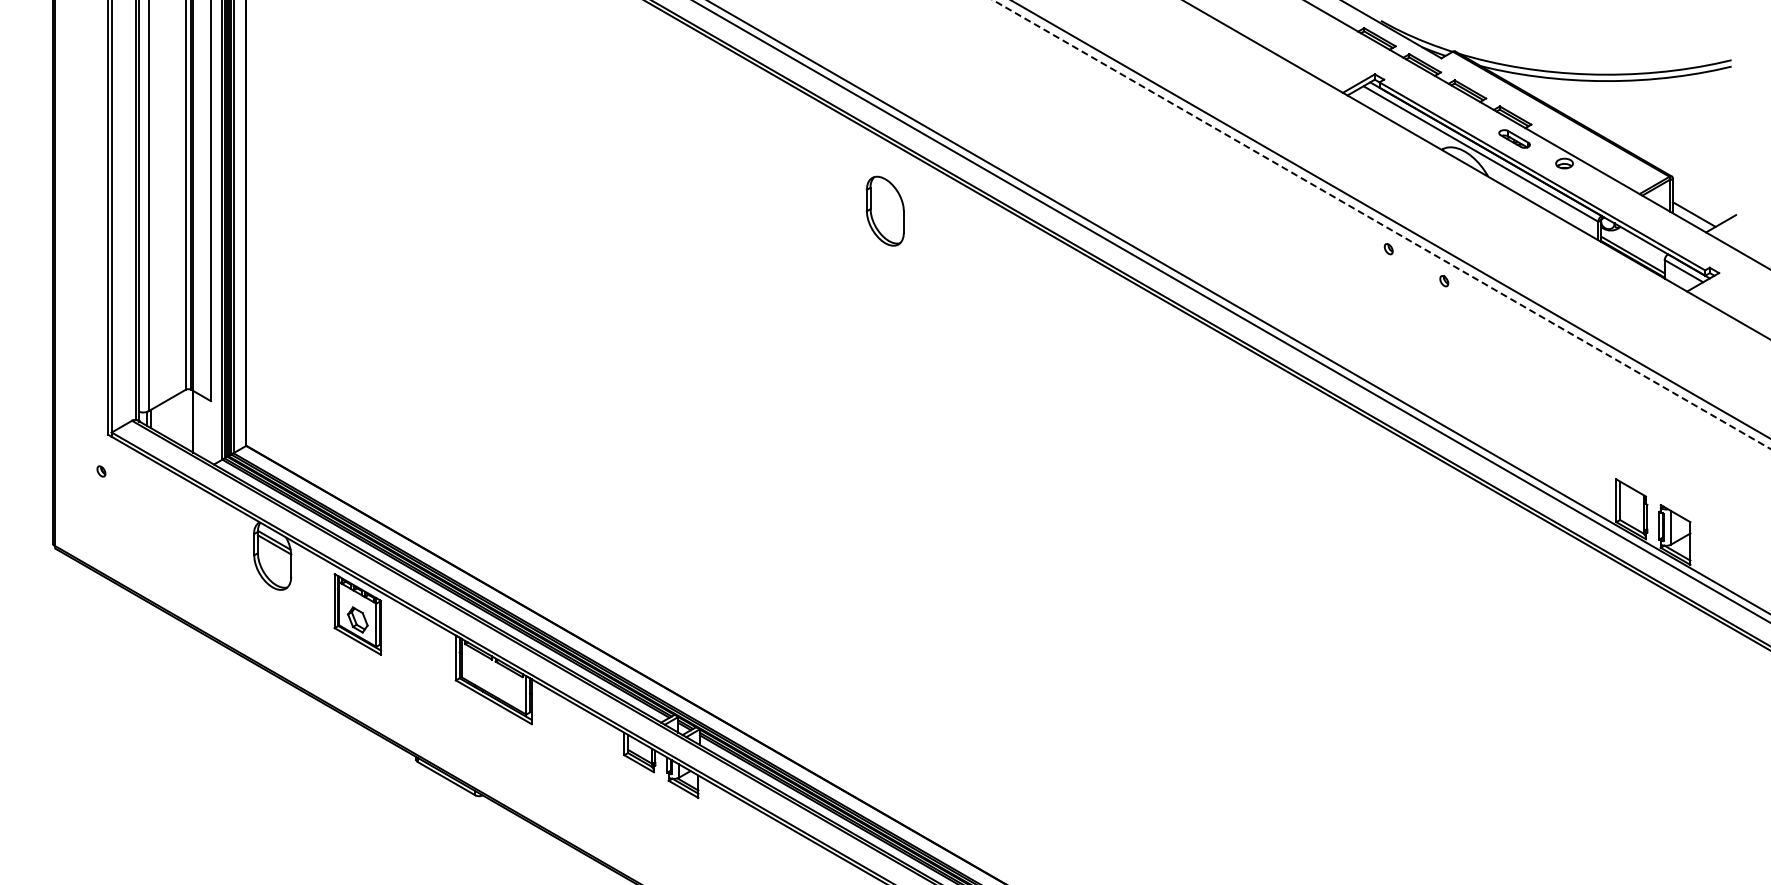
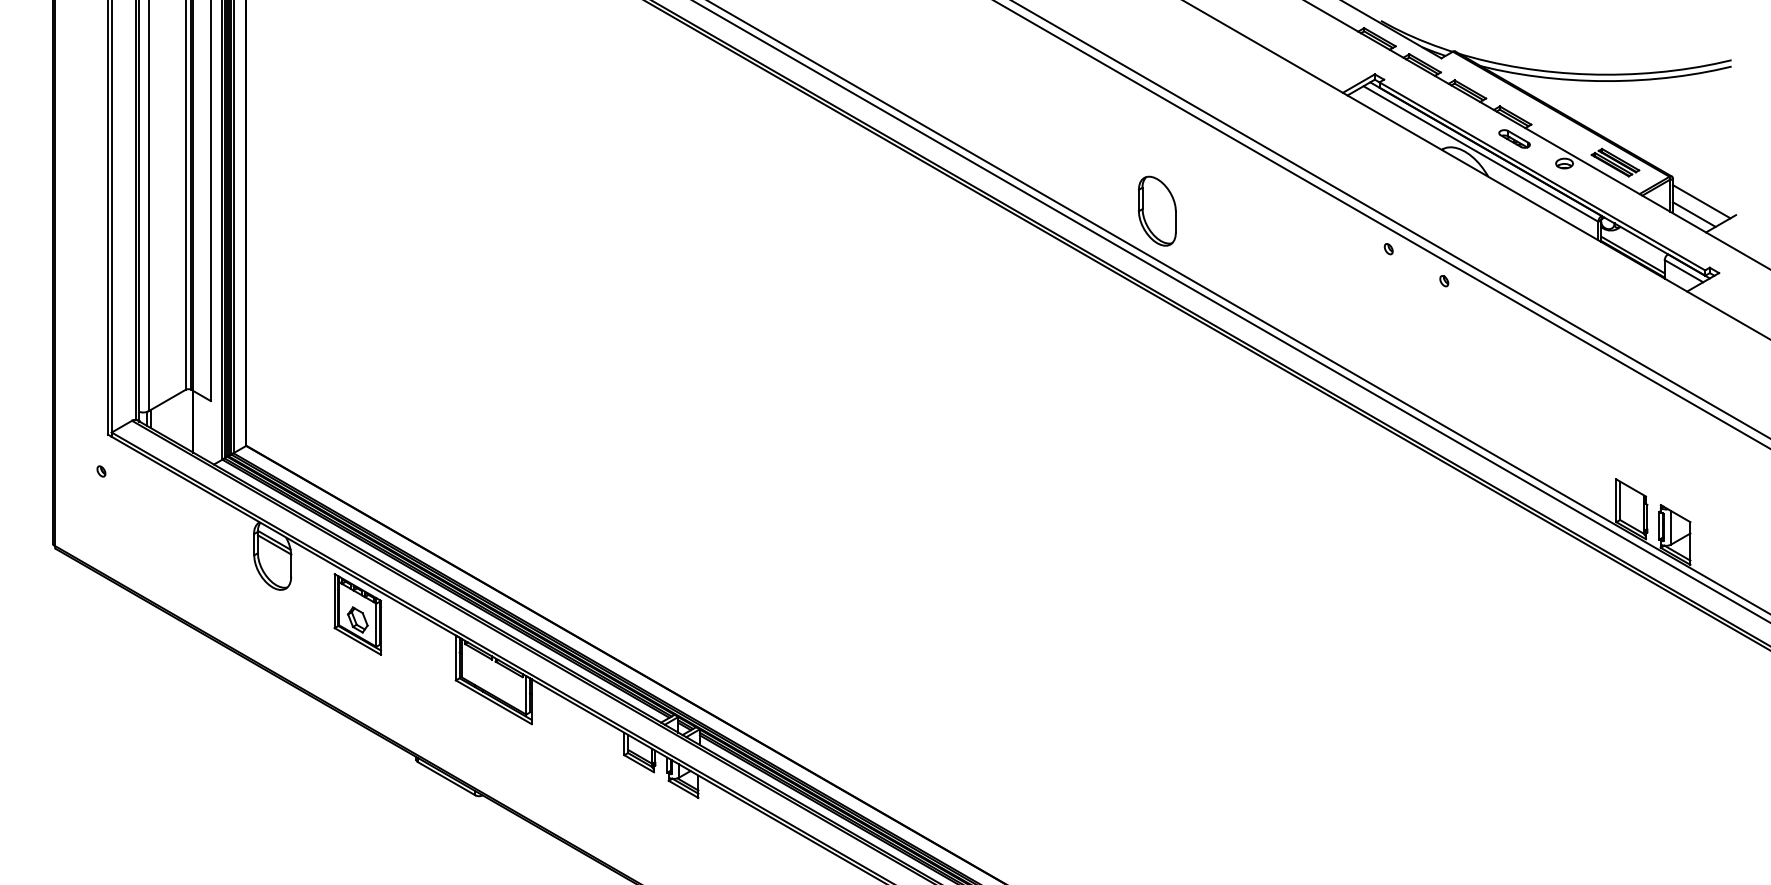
part: none -> present (1615, 162)
line: none -> present (1701, 201)
part position: (884, 210) -> (1156, 210) (1156, 210)
line: dashed -> solid (1381, 224)
